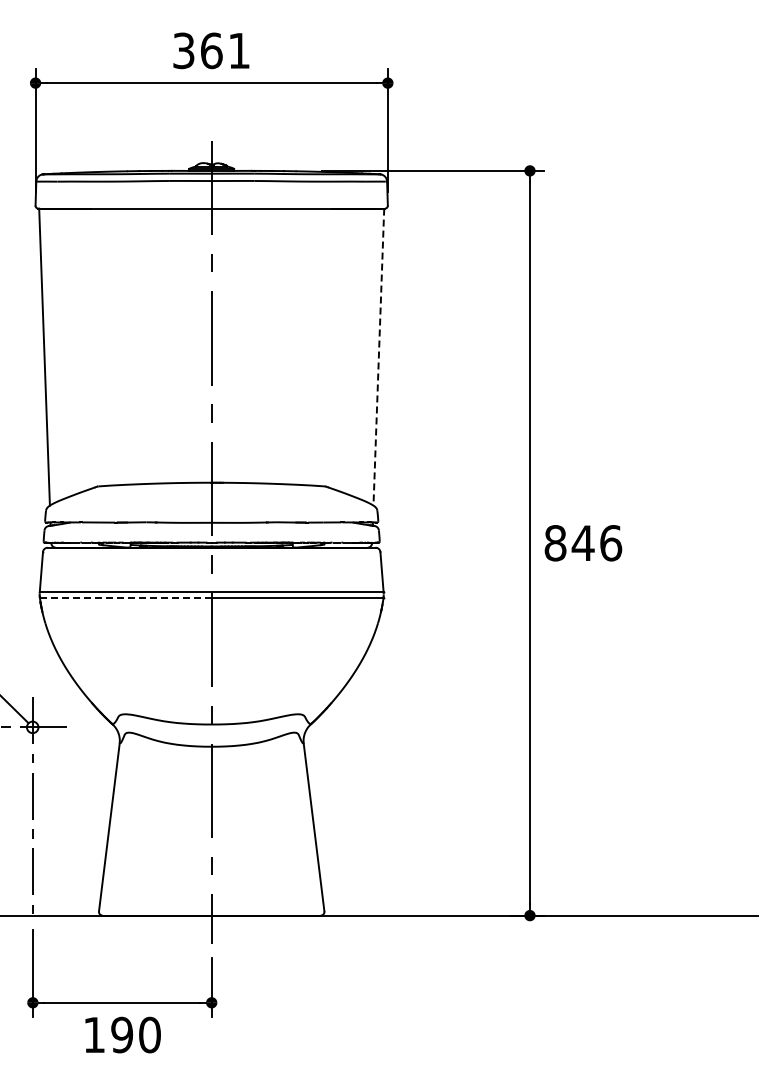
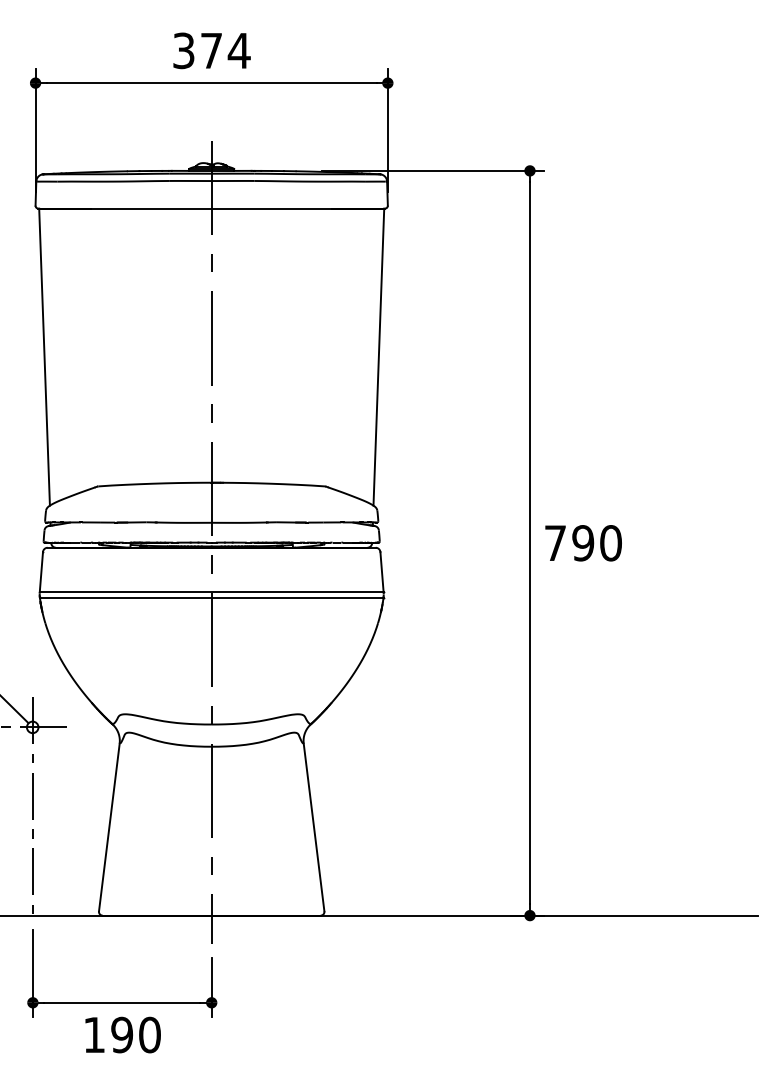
text: 361 -> 374 (225, 50)
line: dashed -> solid (378, 357)
text: 846 -> 790 (583, 543)
line: dashed -> solid (126, 597)
